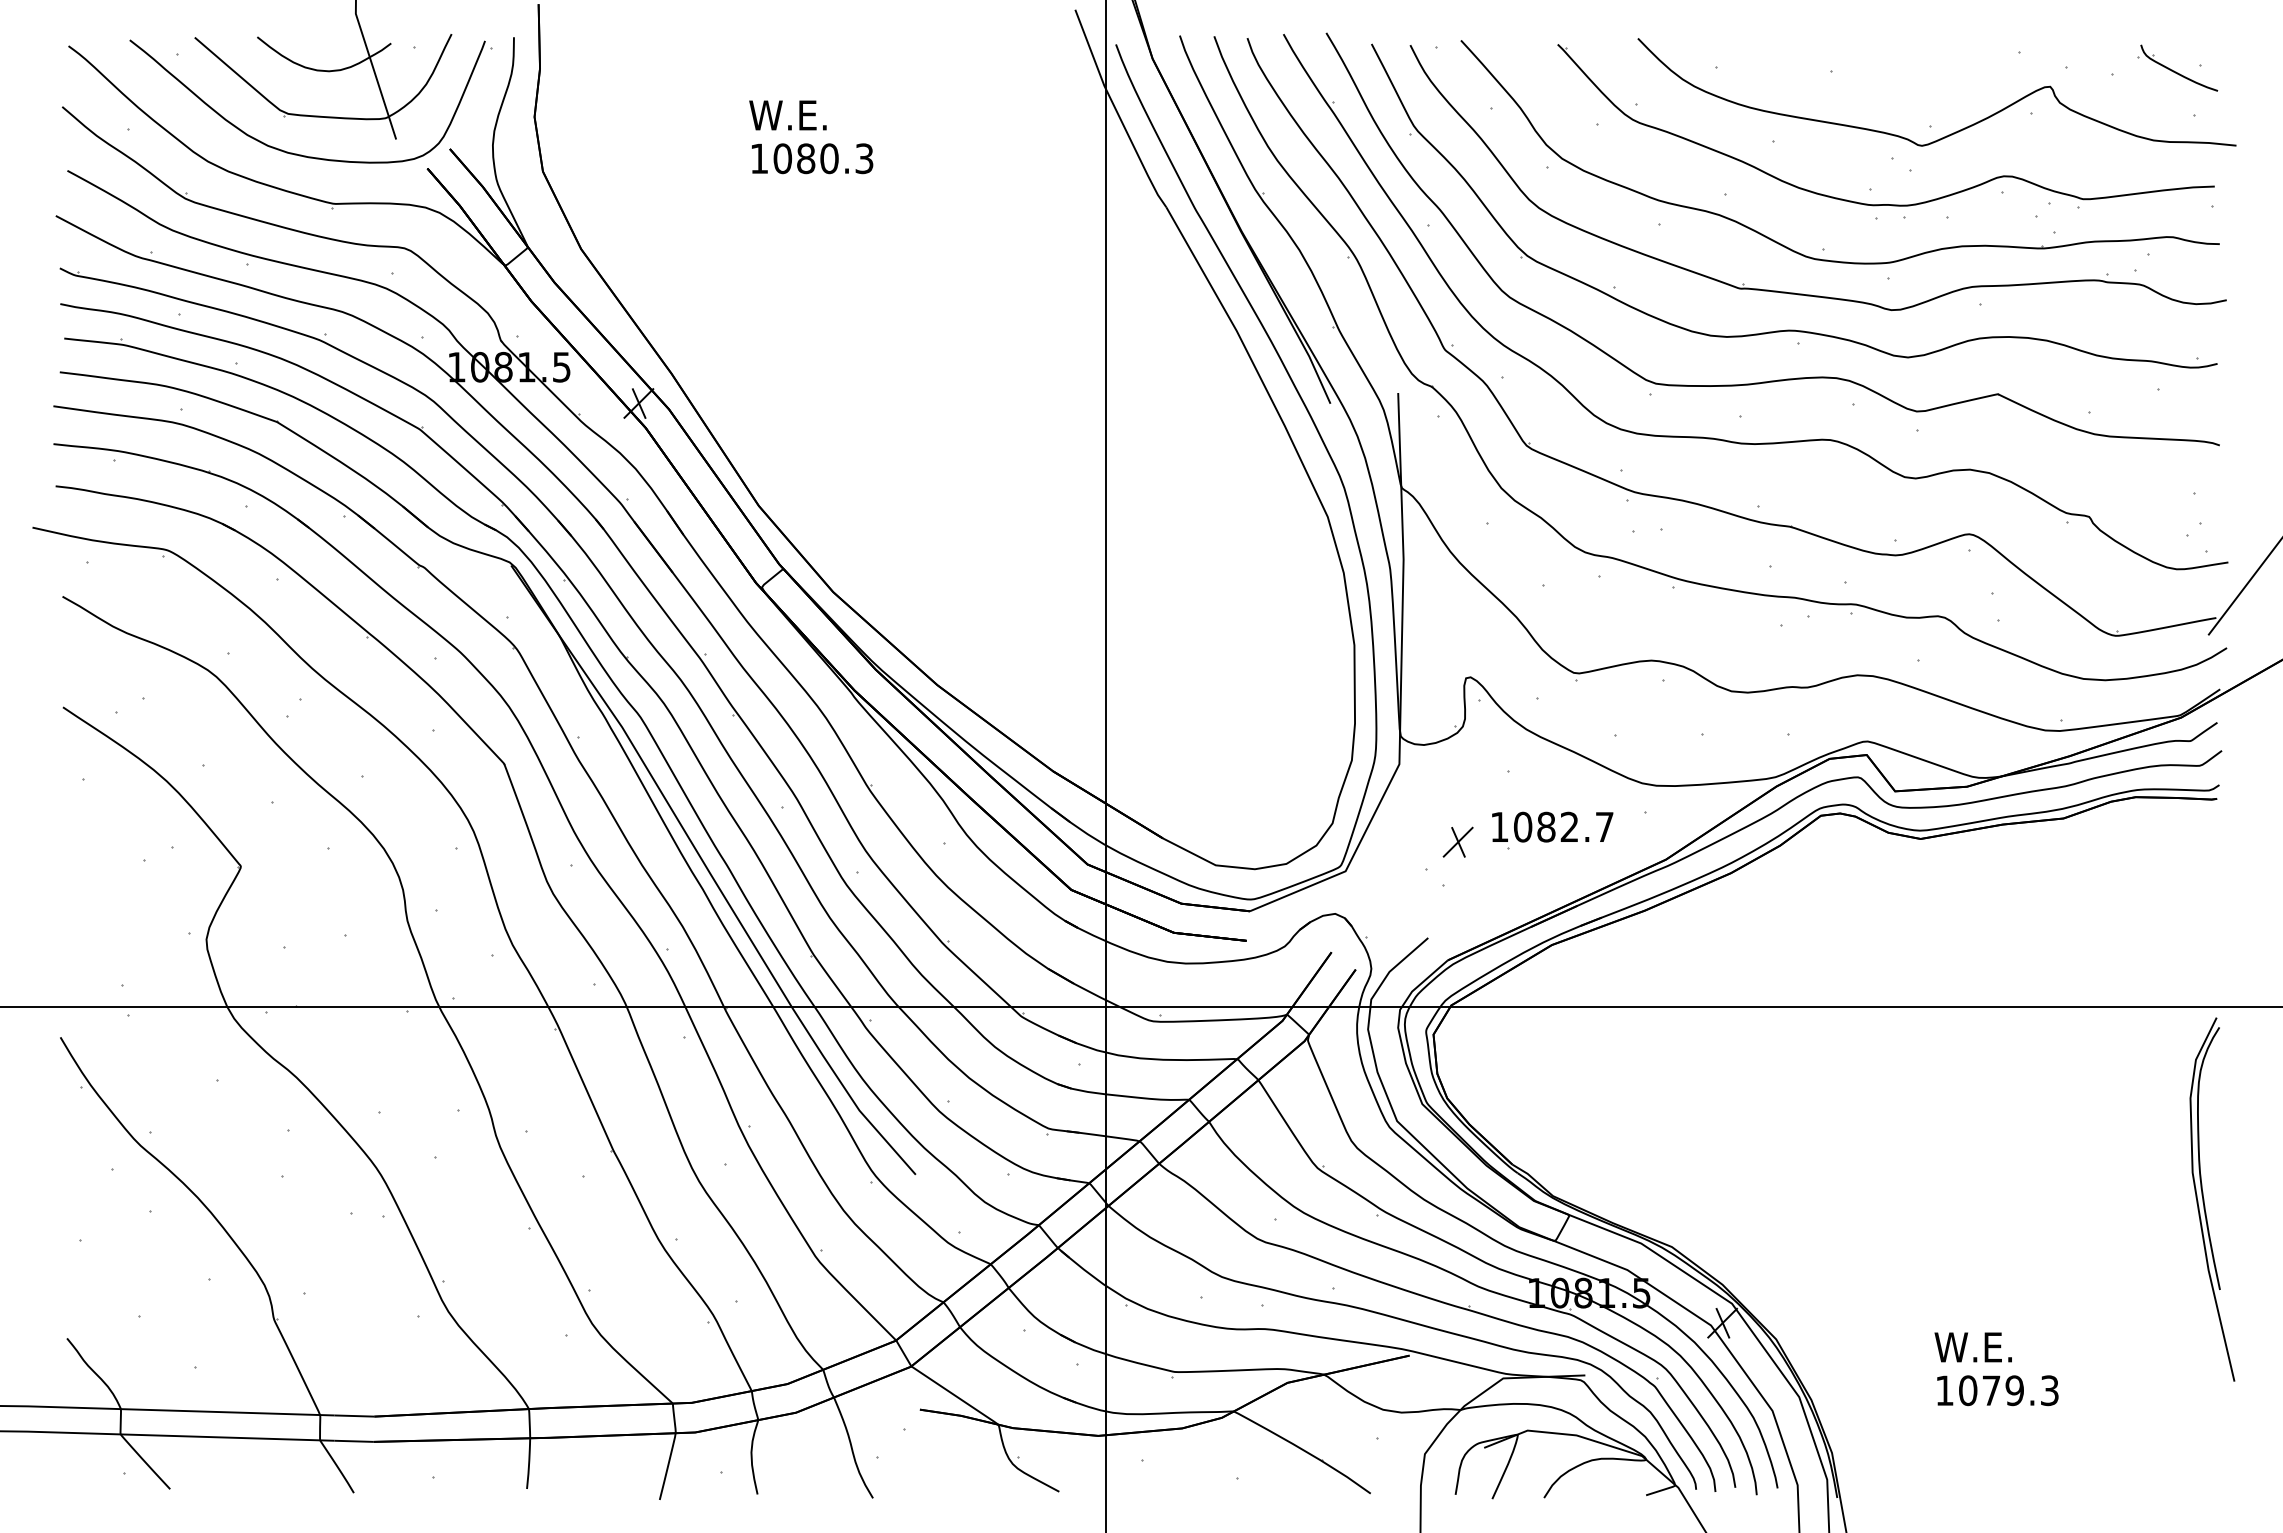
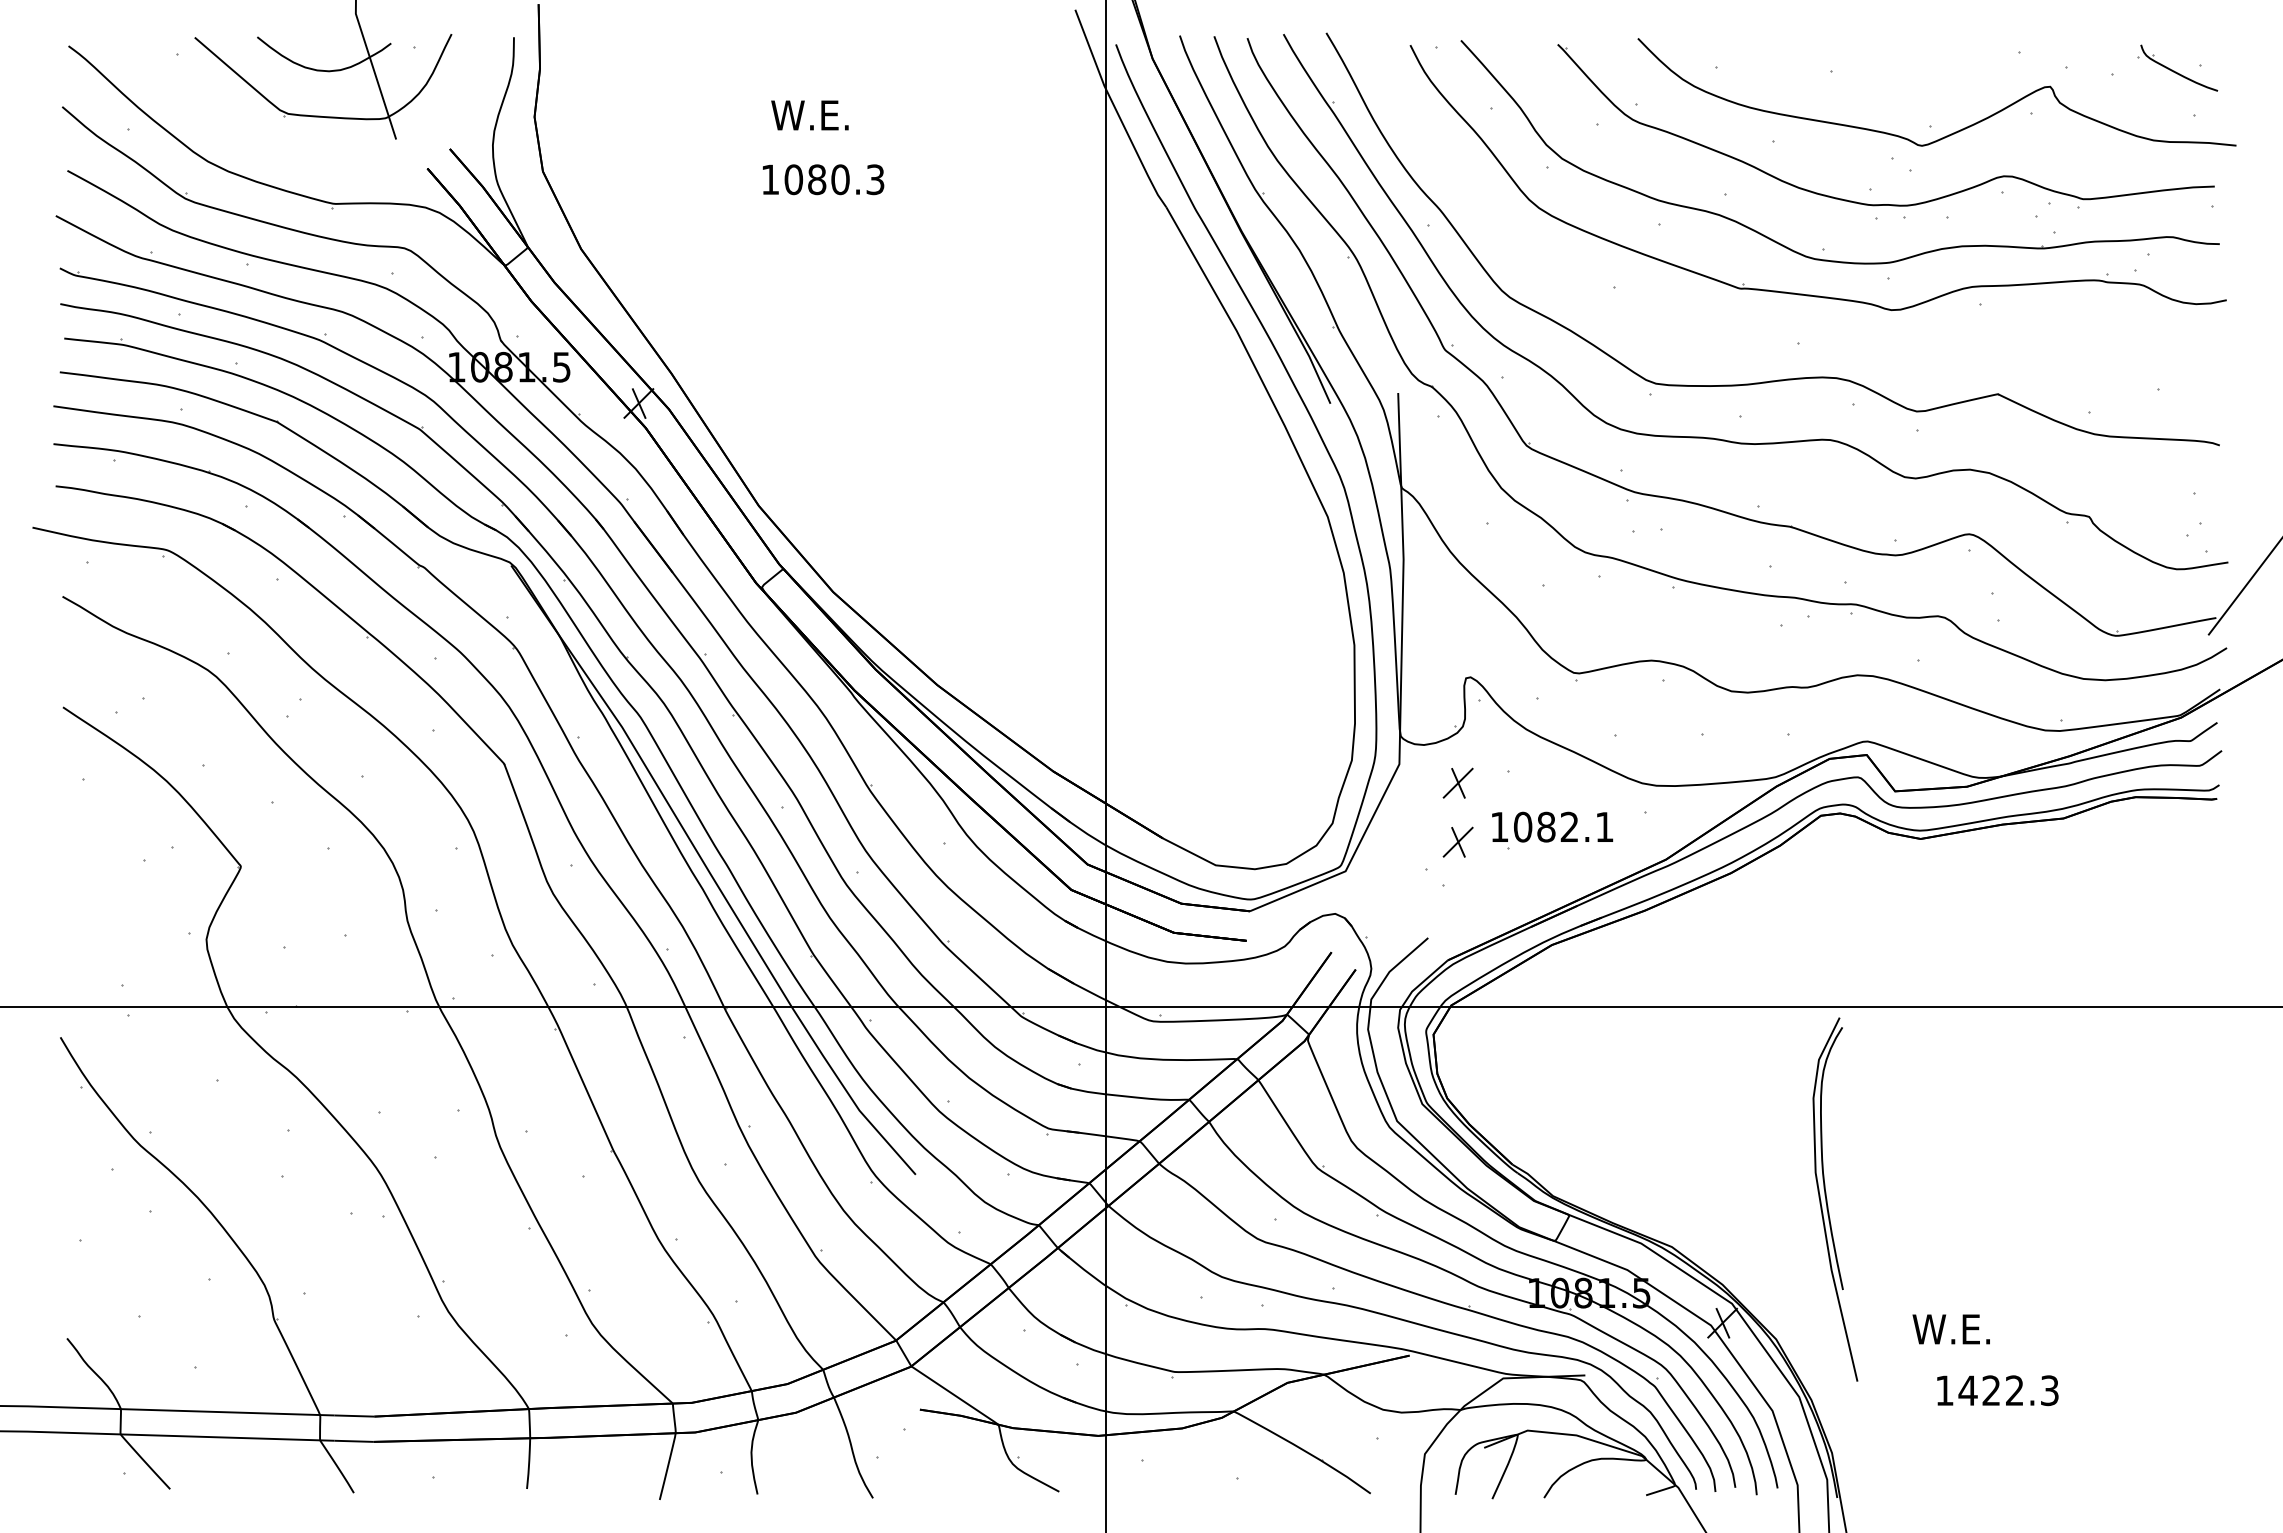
text position: (787, 115) -> (809, 115) (809, 115)
part: present -> none (301, 154)
text position: (812, 158) -> (823, 179) (823, 179)
part: present -> none (1794, 329)
part: none -> present (1457, 782)
text: 1082.7 -> 1082.1 (1604, 826)
part position: (2204, 1199) -> (1827, 1199) (1827, 1199)
text position: (1972, 1347) -> (1950, 1329) (1950, 1329)
text: 1079.3 -> 1422.3 (1990, 1390)
